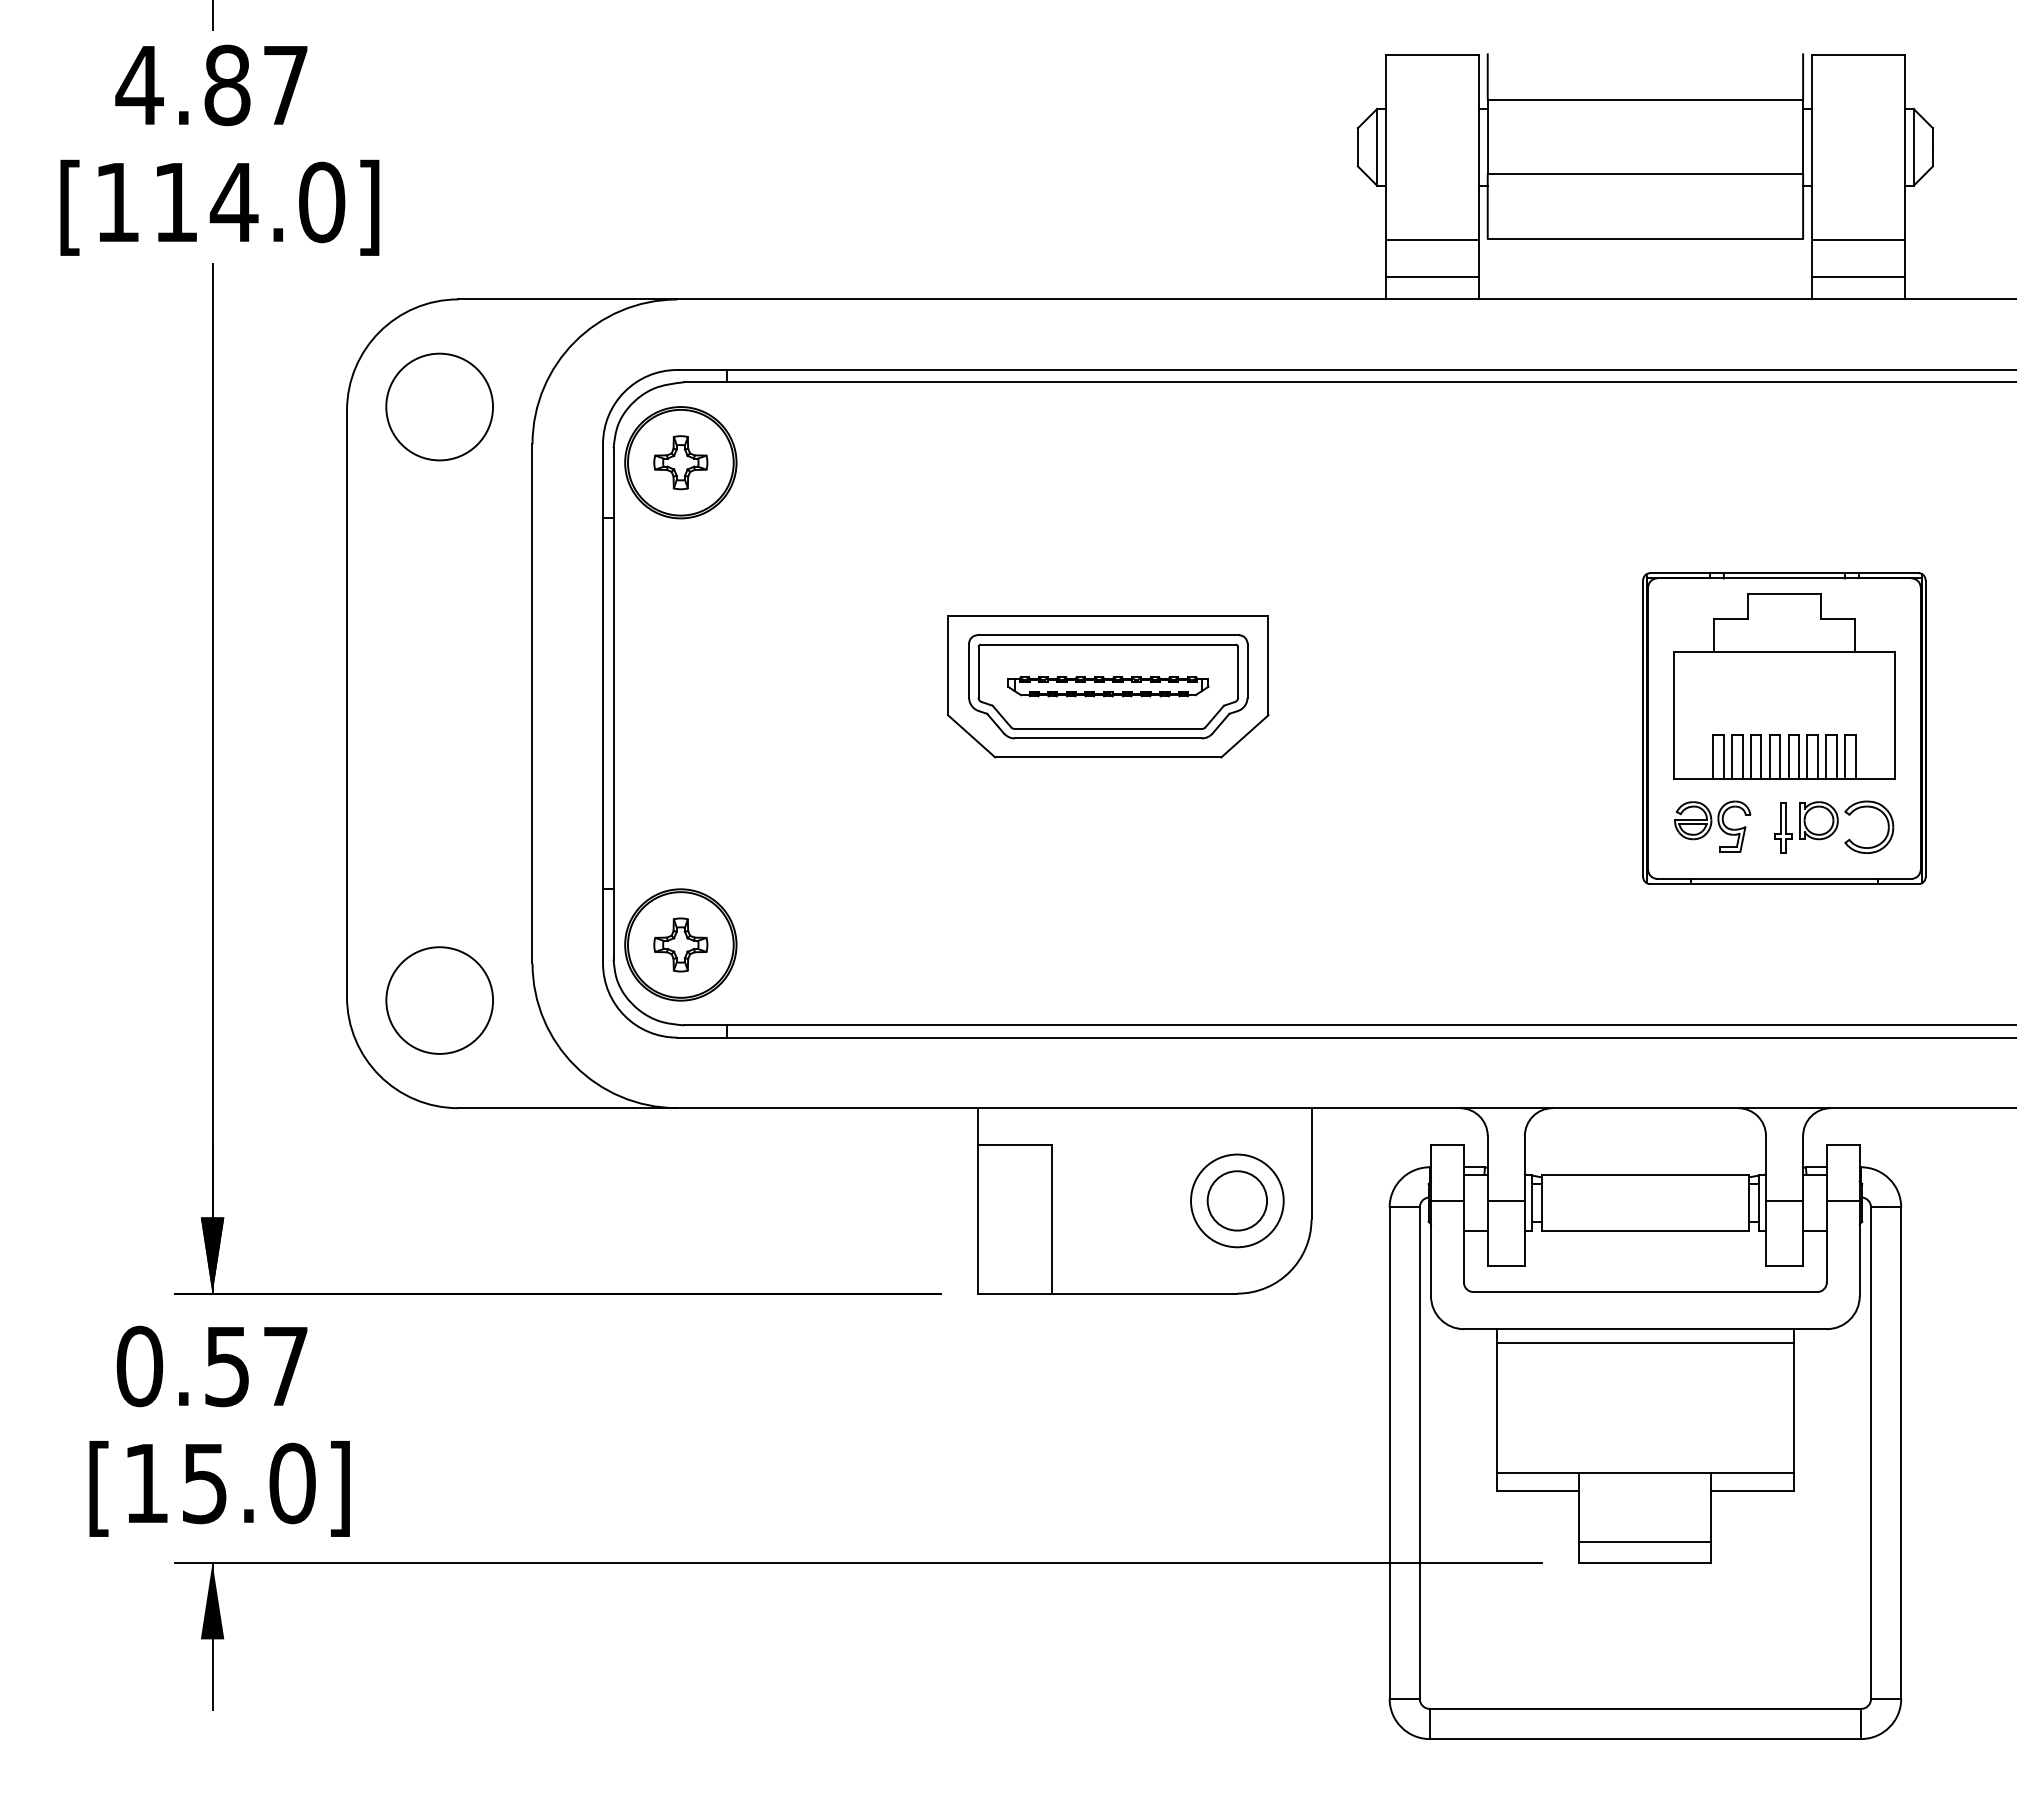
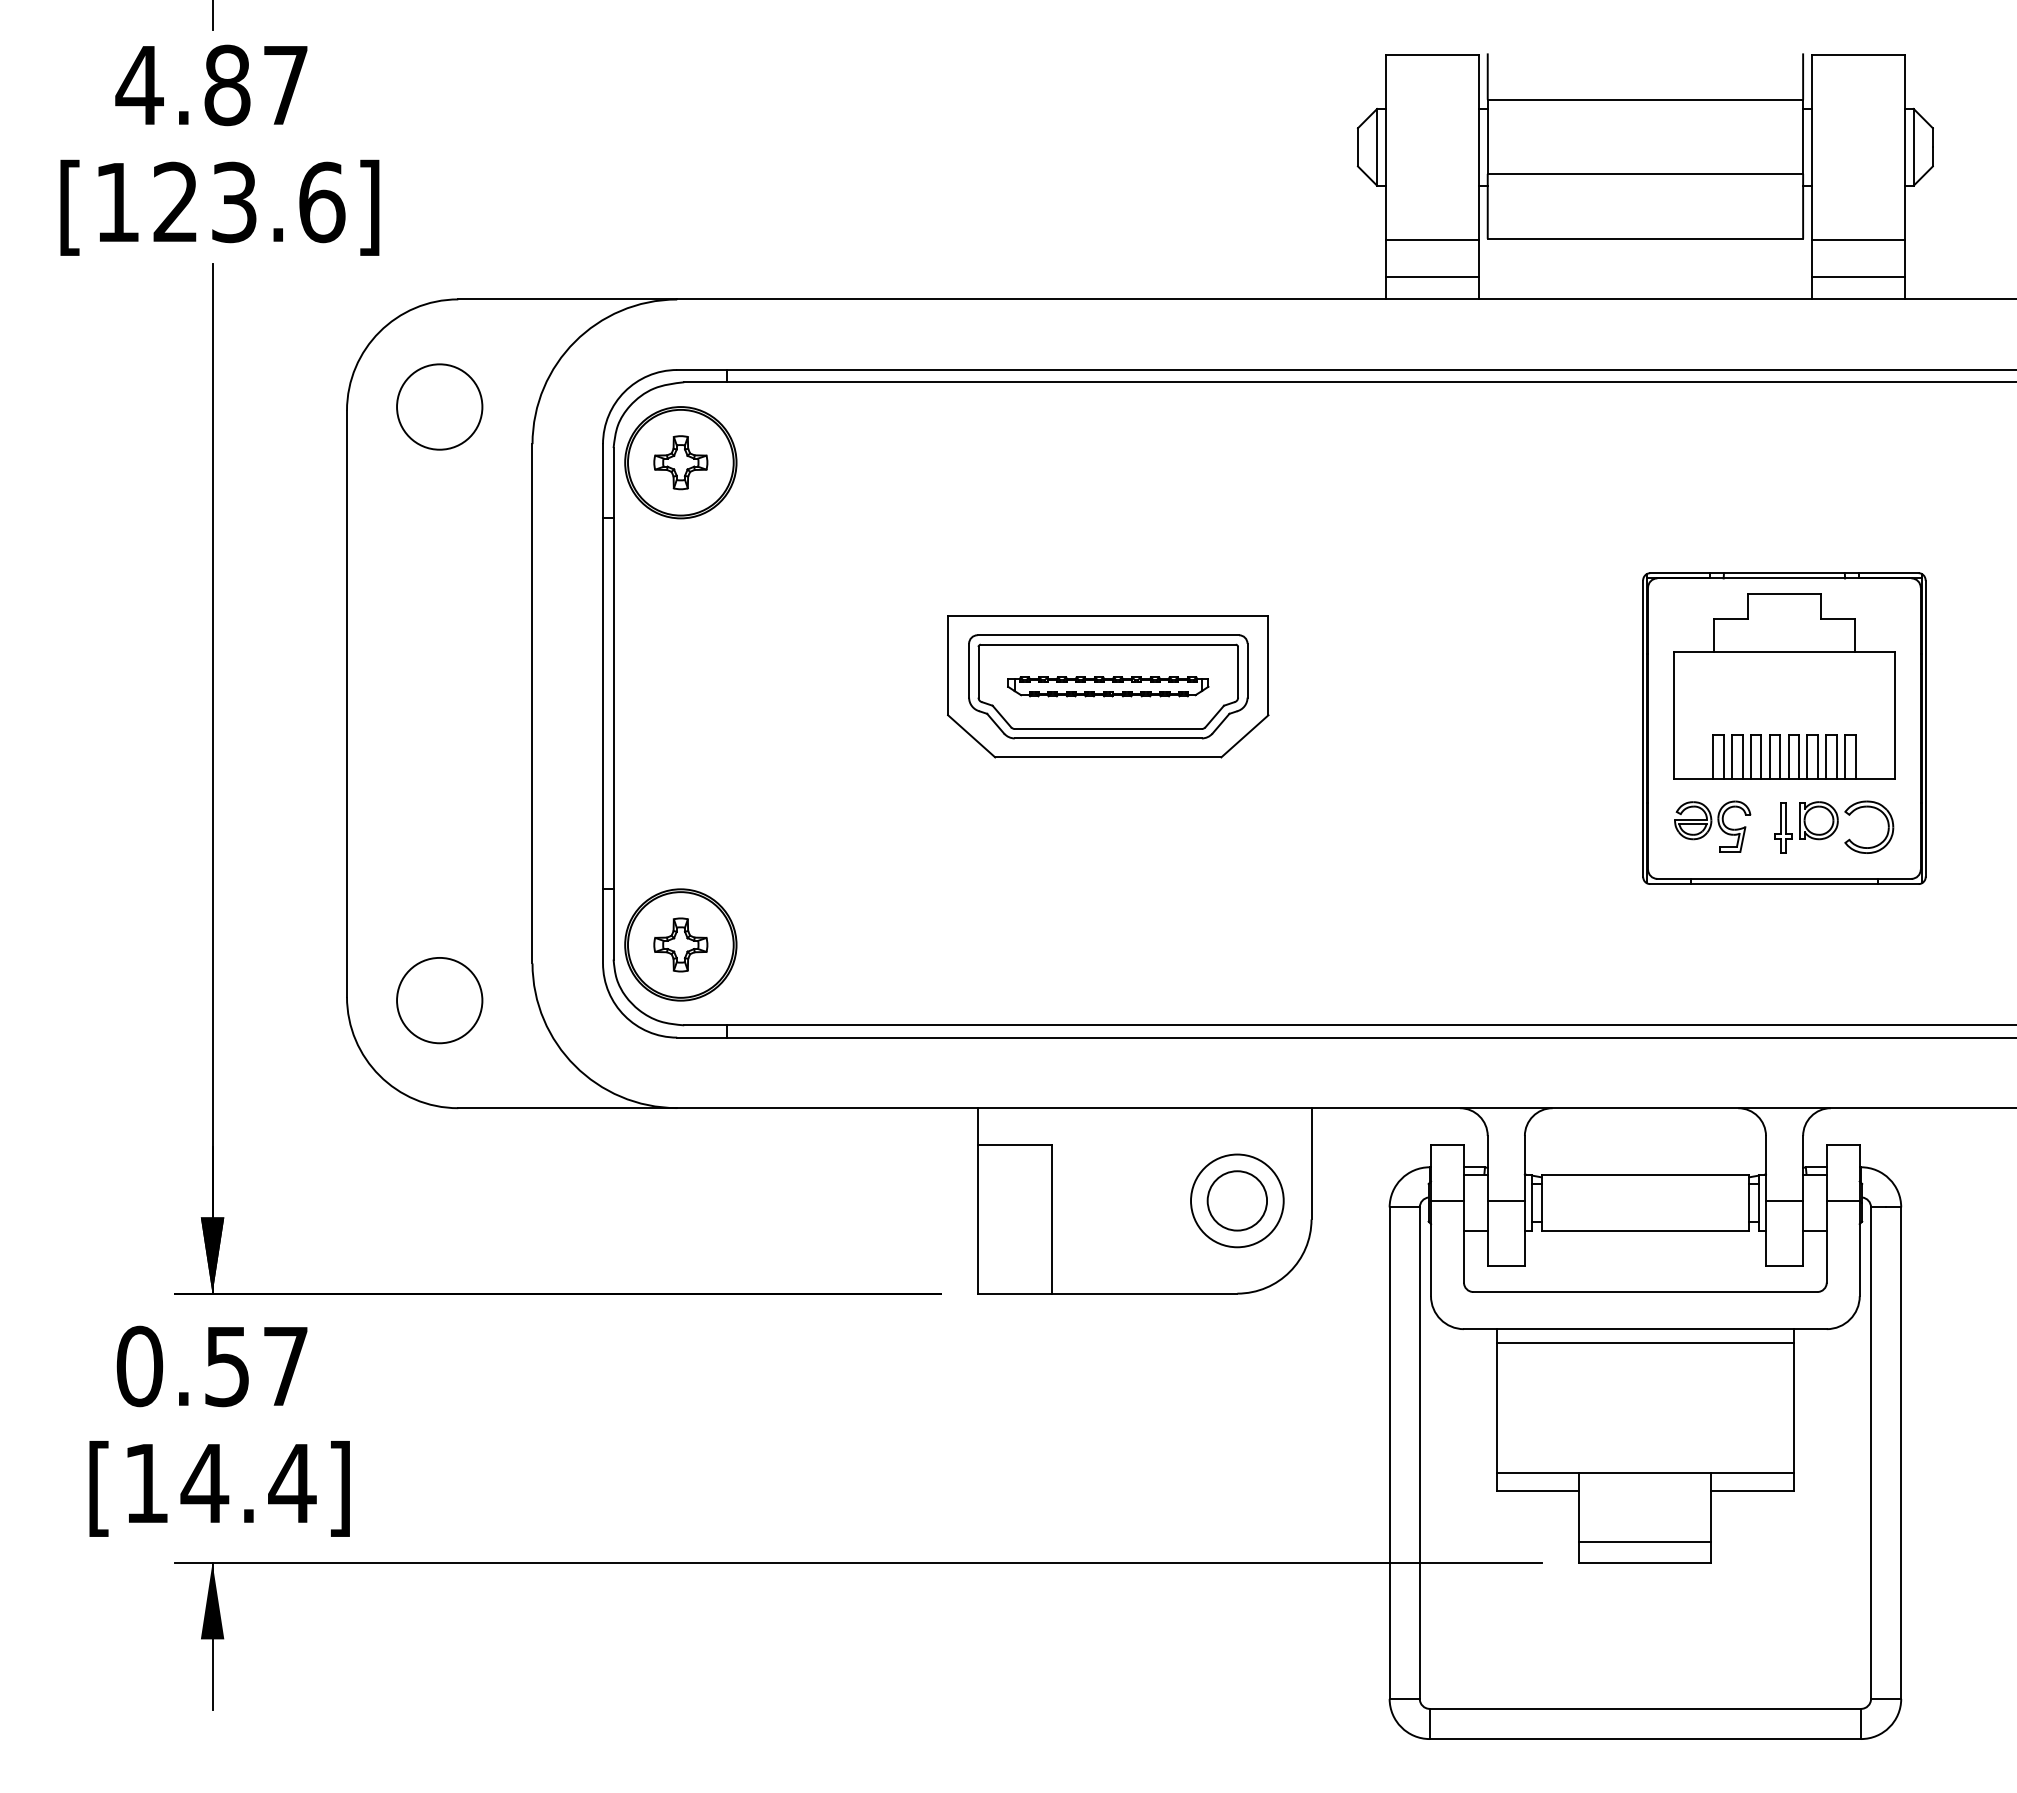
text: [114.0] -> [123.6] (249, 202)
circle size: 109x110 px -> 88x88 px (439, 406)
circle diameter: 107 px -> 85 px (439, 1000)
text: [15.0] -> [14.4] (248, 1483)
